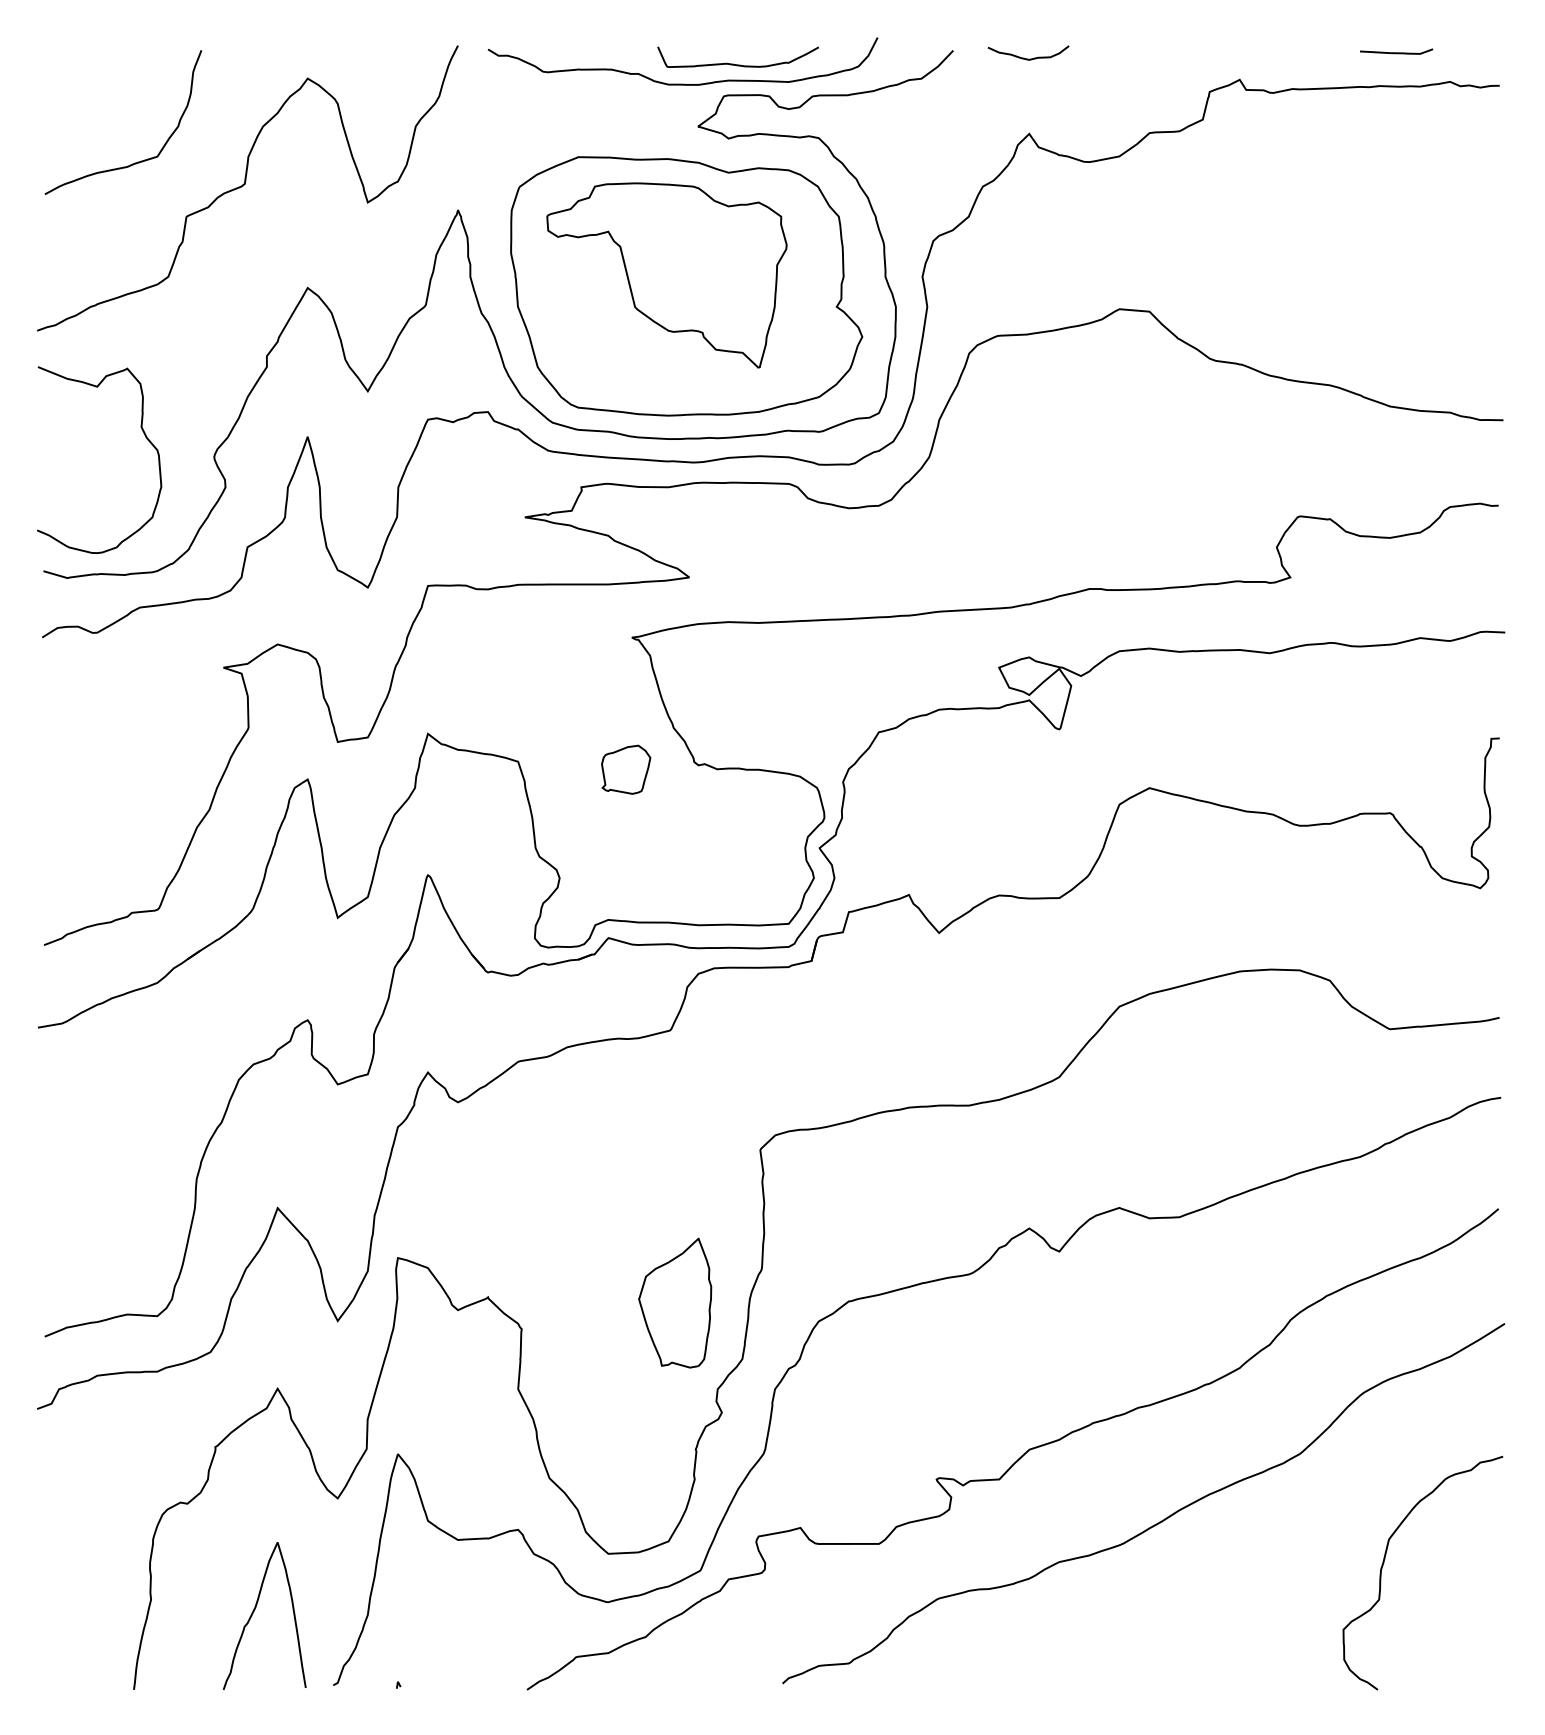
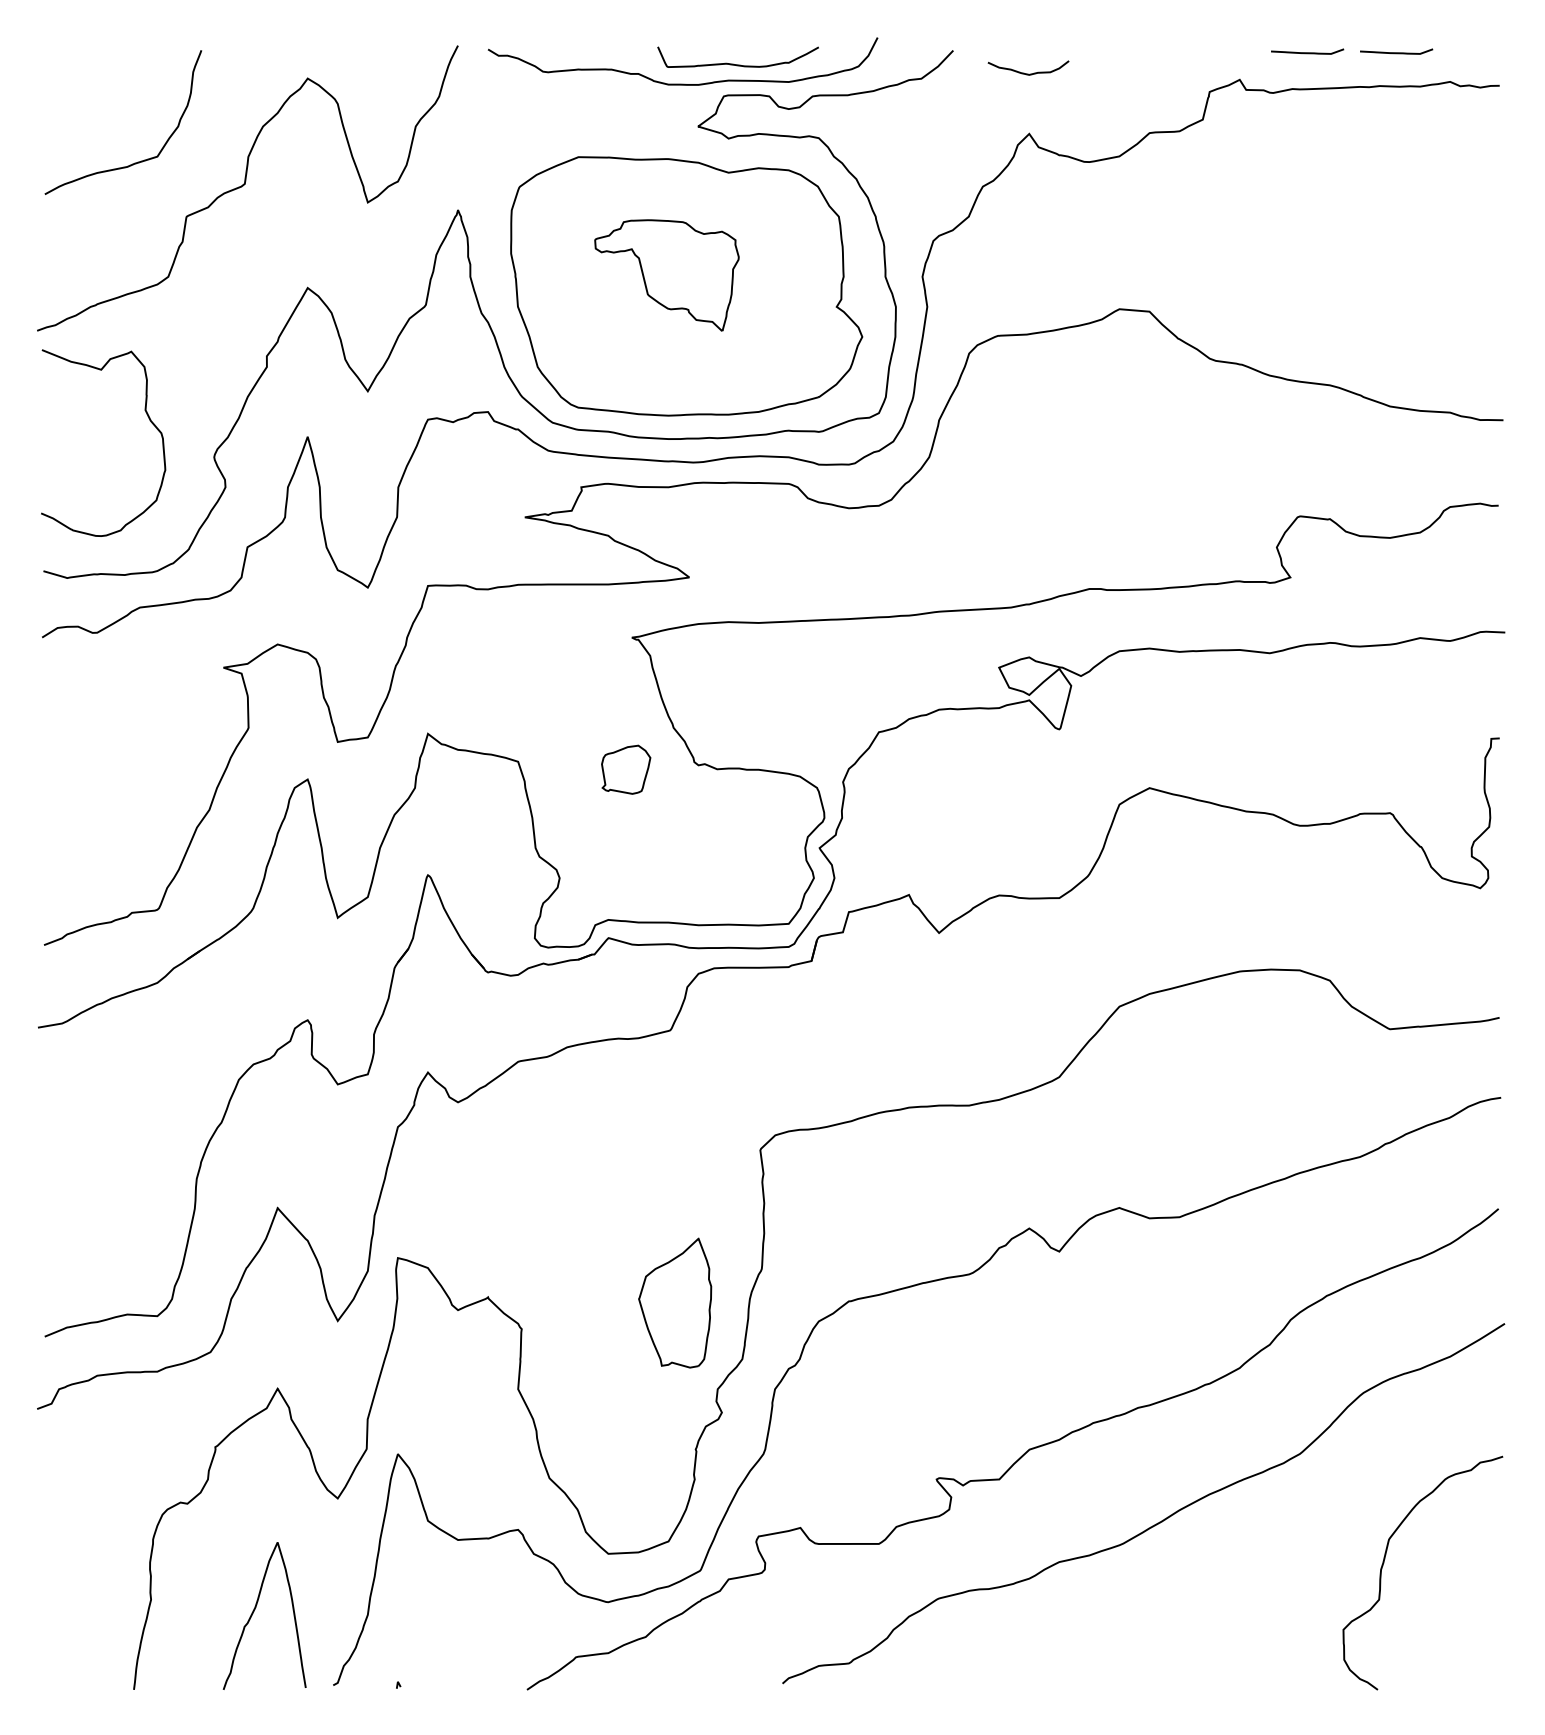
curve: none -> present (1307, 52)
curve position: (1028, 58) -> (1028, 73) (1028, 73)
part size: 242x187 px -> 146x113 px (666, 275)
curve position: (145, 437) -> (149, 420) (149, 420)
